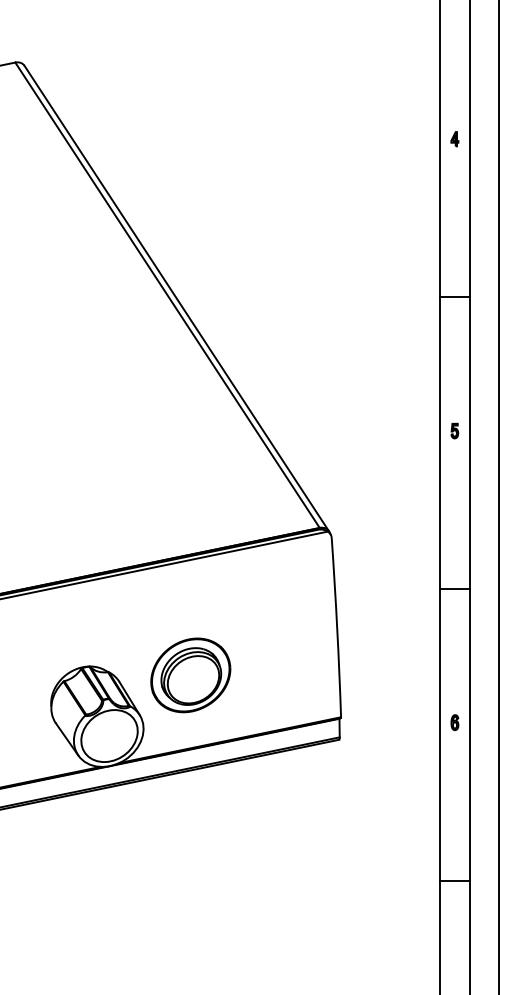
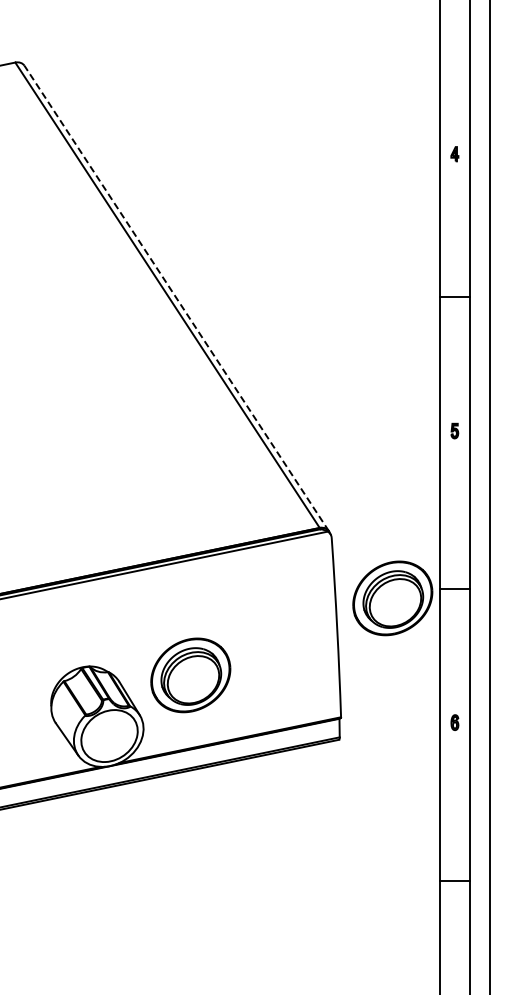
part position: (454, 139) -> (454, 154) (454, 154)
line: solid -> dashed (176, 298)
line position: (498, 496) -> (489, 496) (489, 496)
part: none -> present (392, 598)
